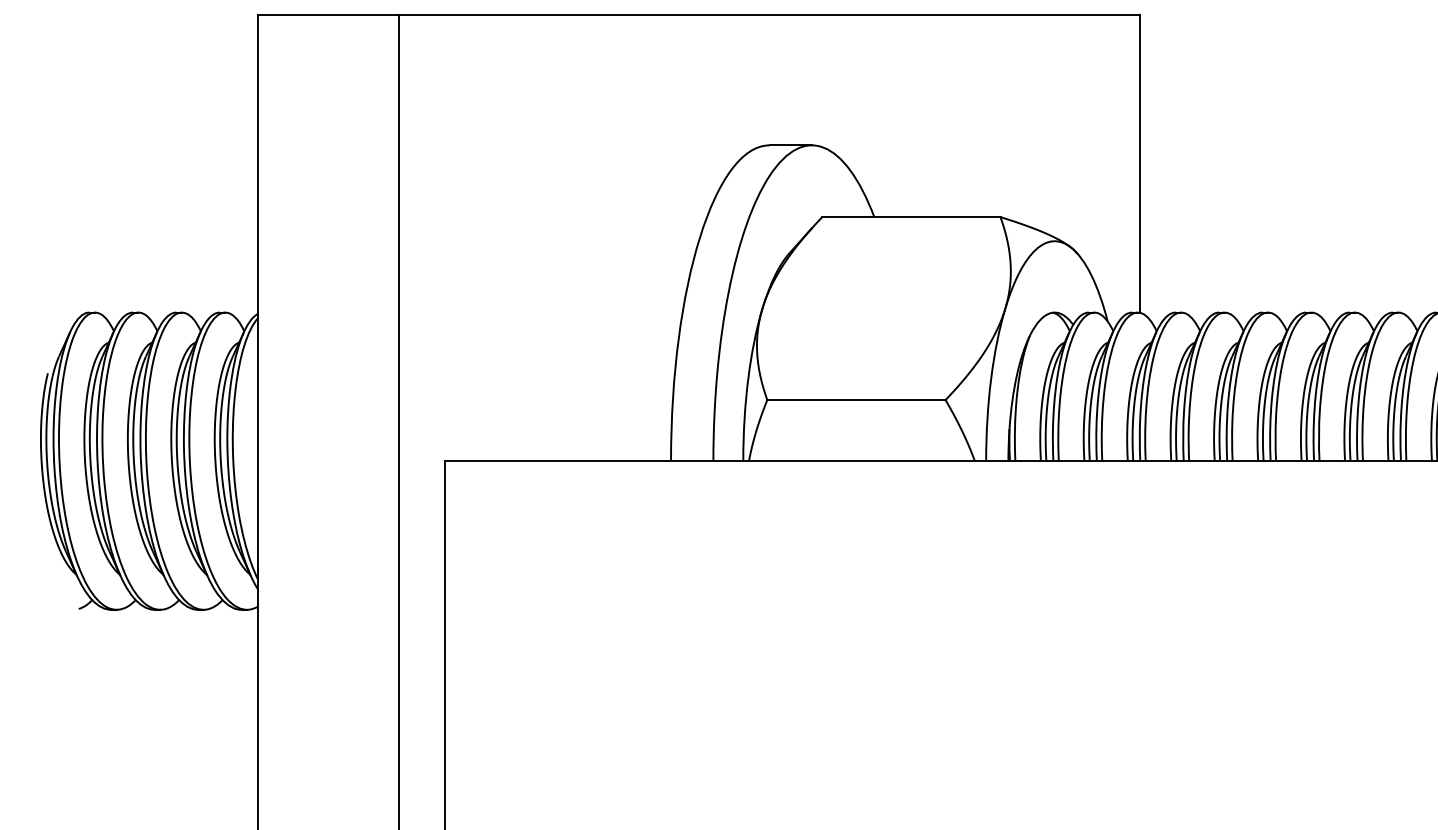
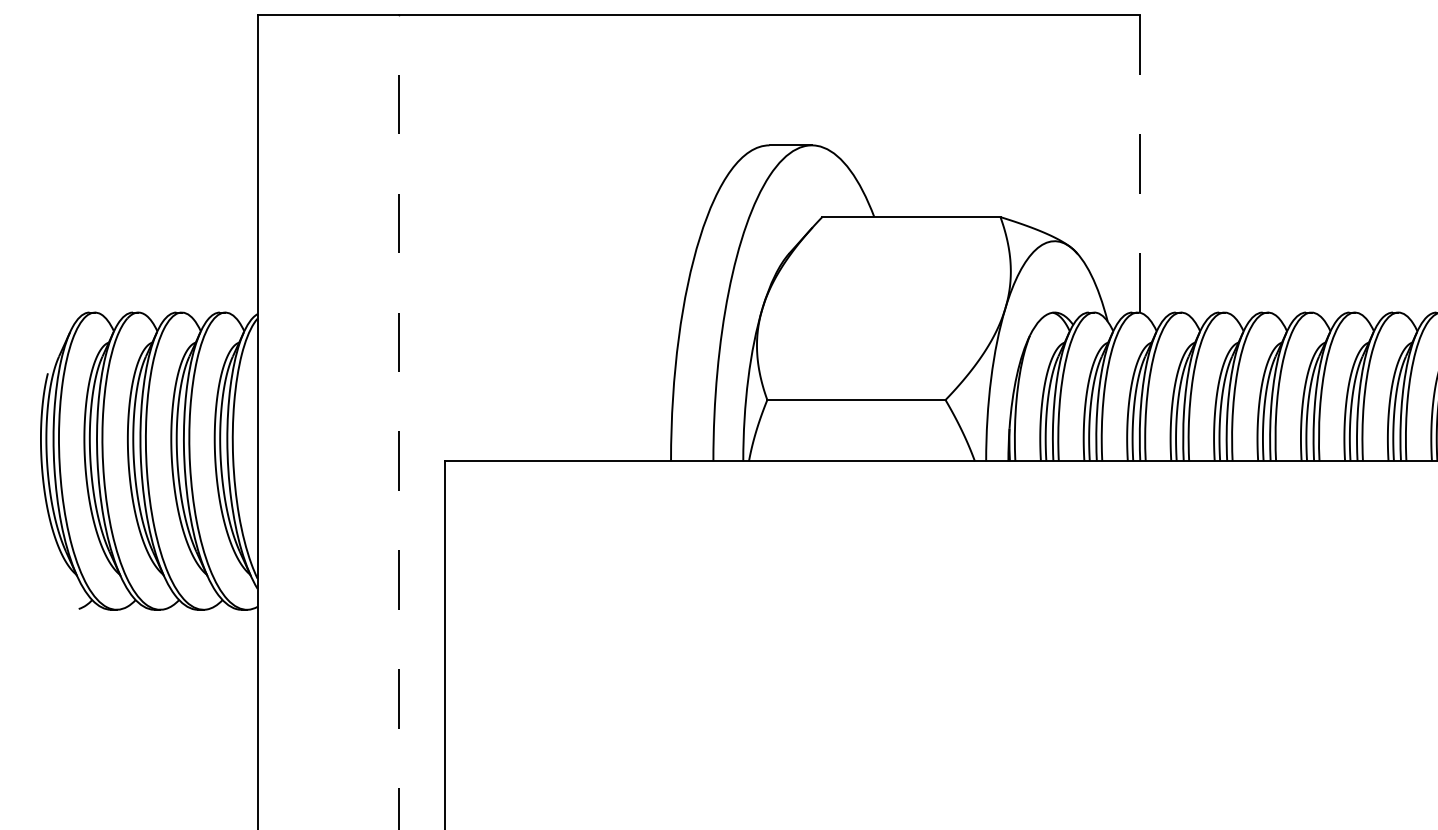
line: solid -> dashed (1140, 164)
line: solid -> dashed (398, 422)
